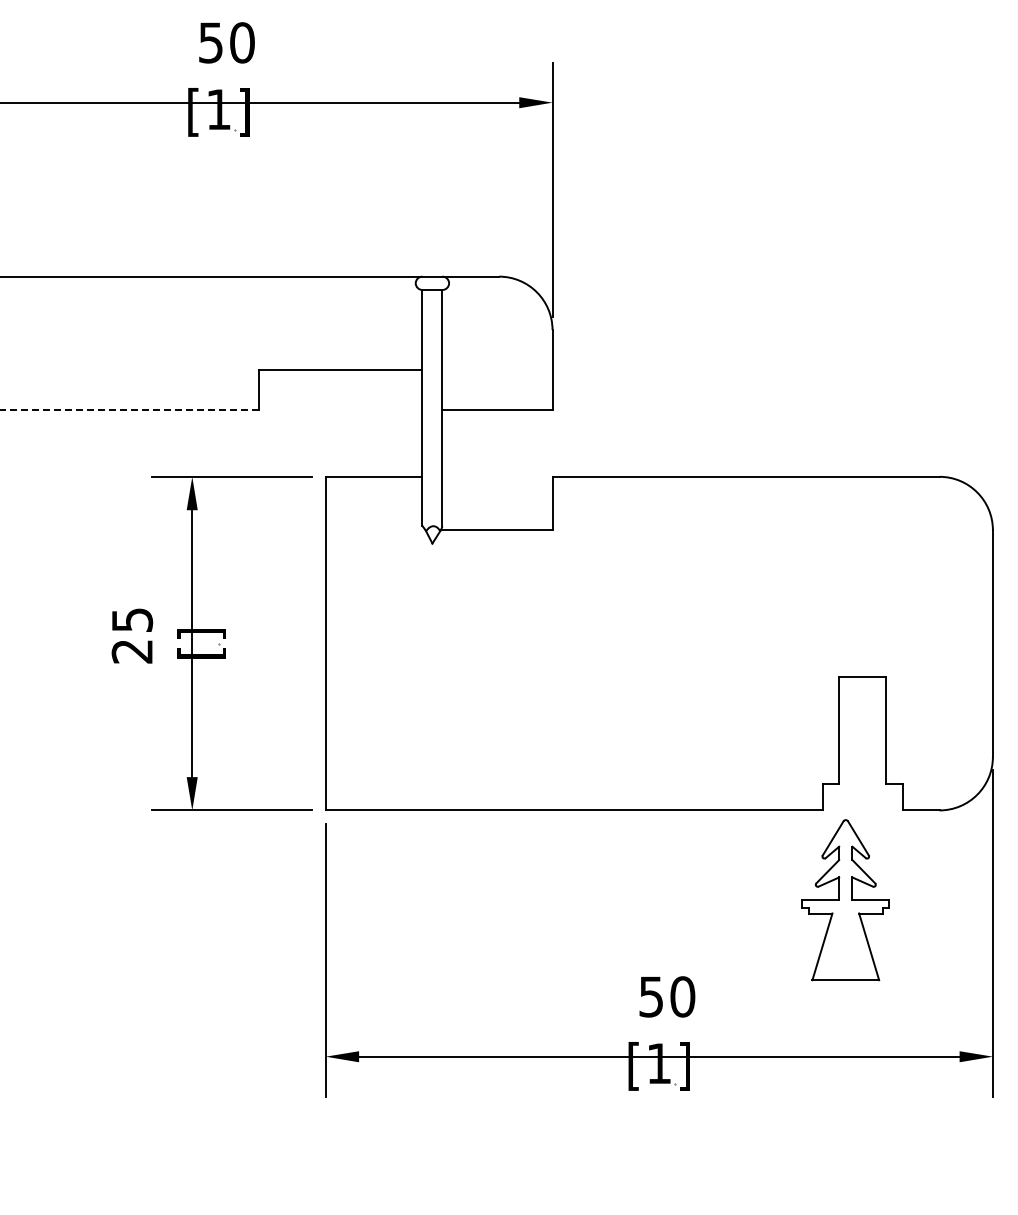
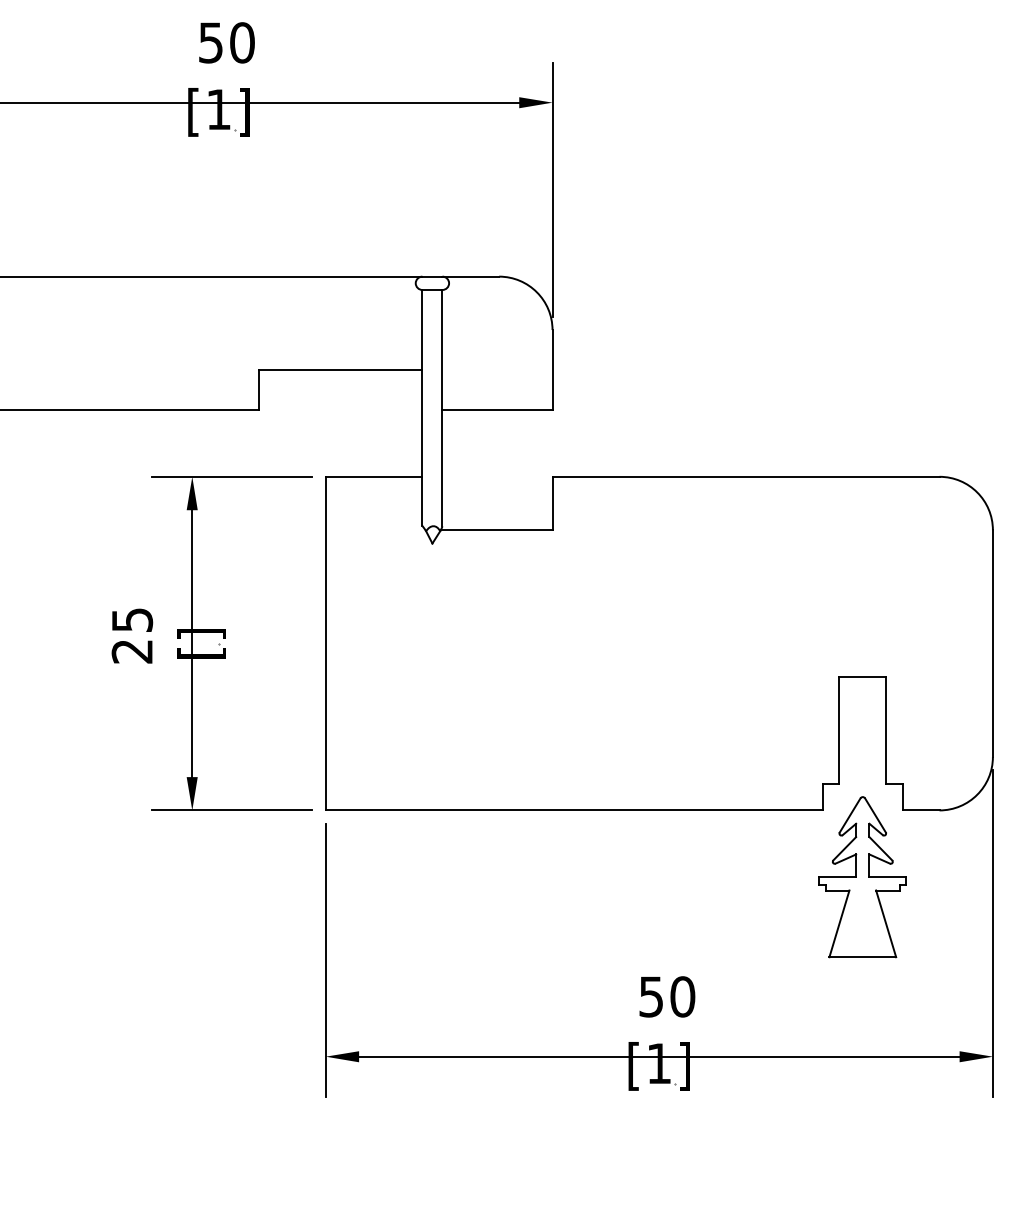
line: dashed -> solid (129, 410)
part position: (845, 900) -> (862, 877) (862, 877)
